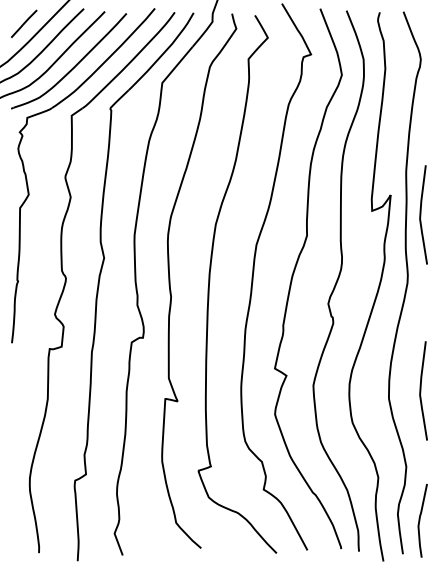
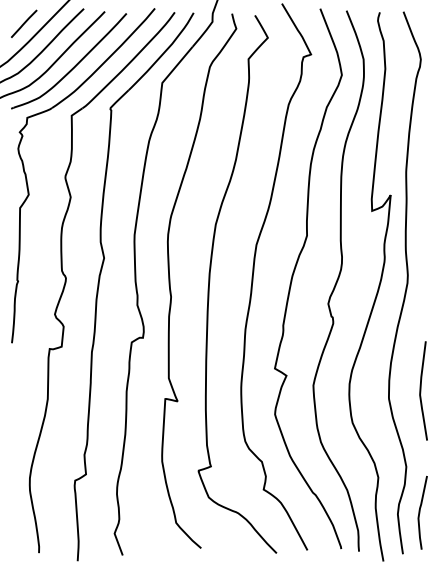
curve: present -> none (421, 214)
curve position: (420, 520) -> (420, 512) (420, 512)
